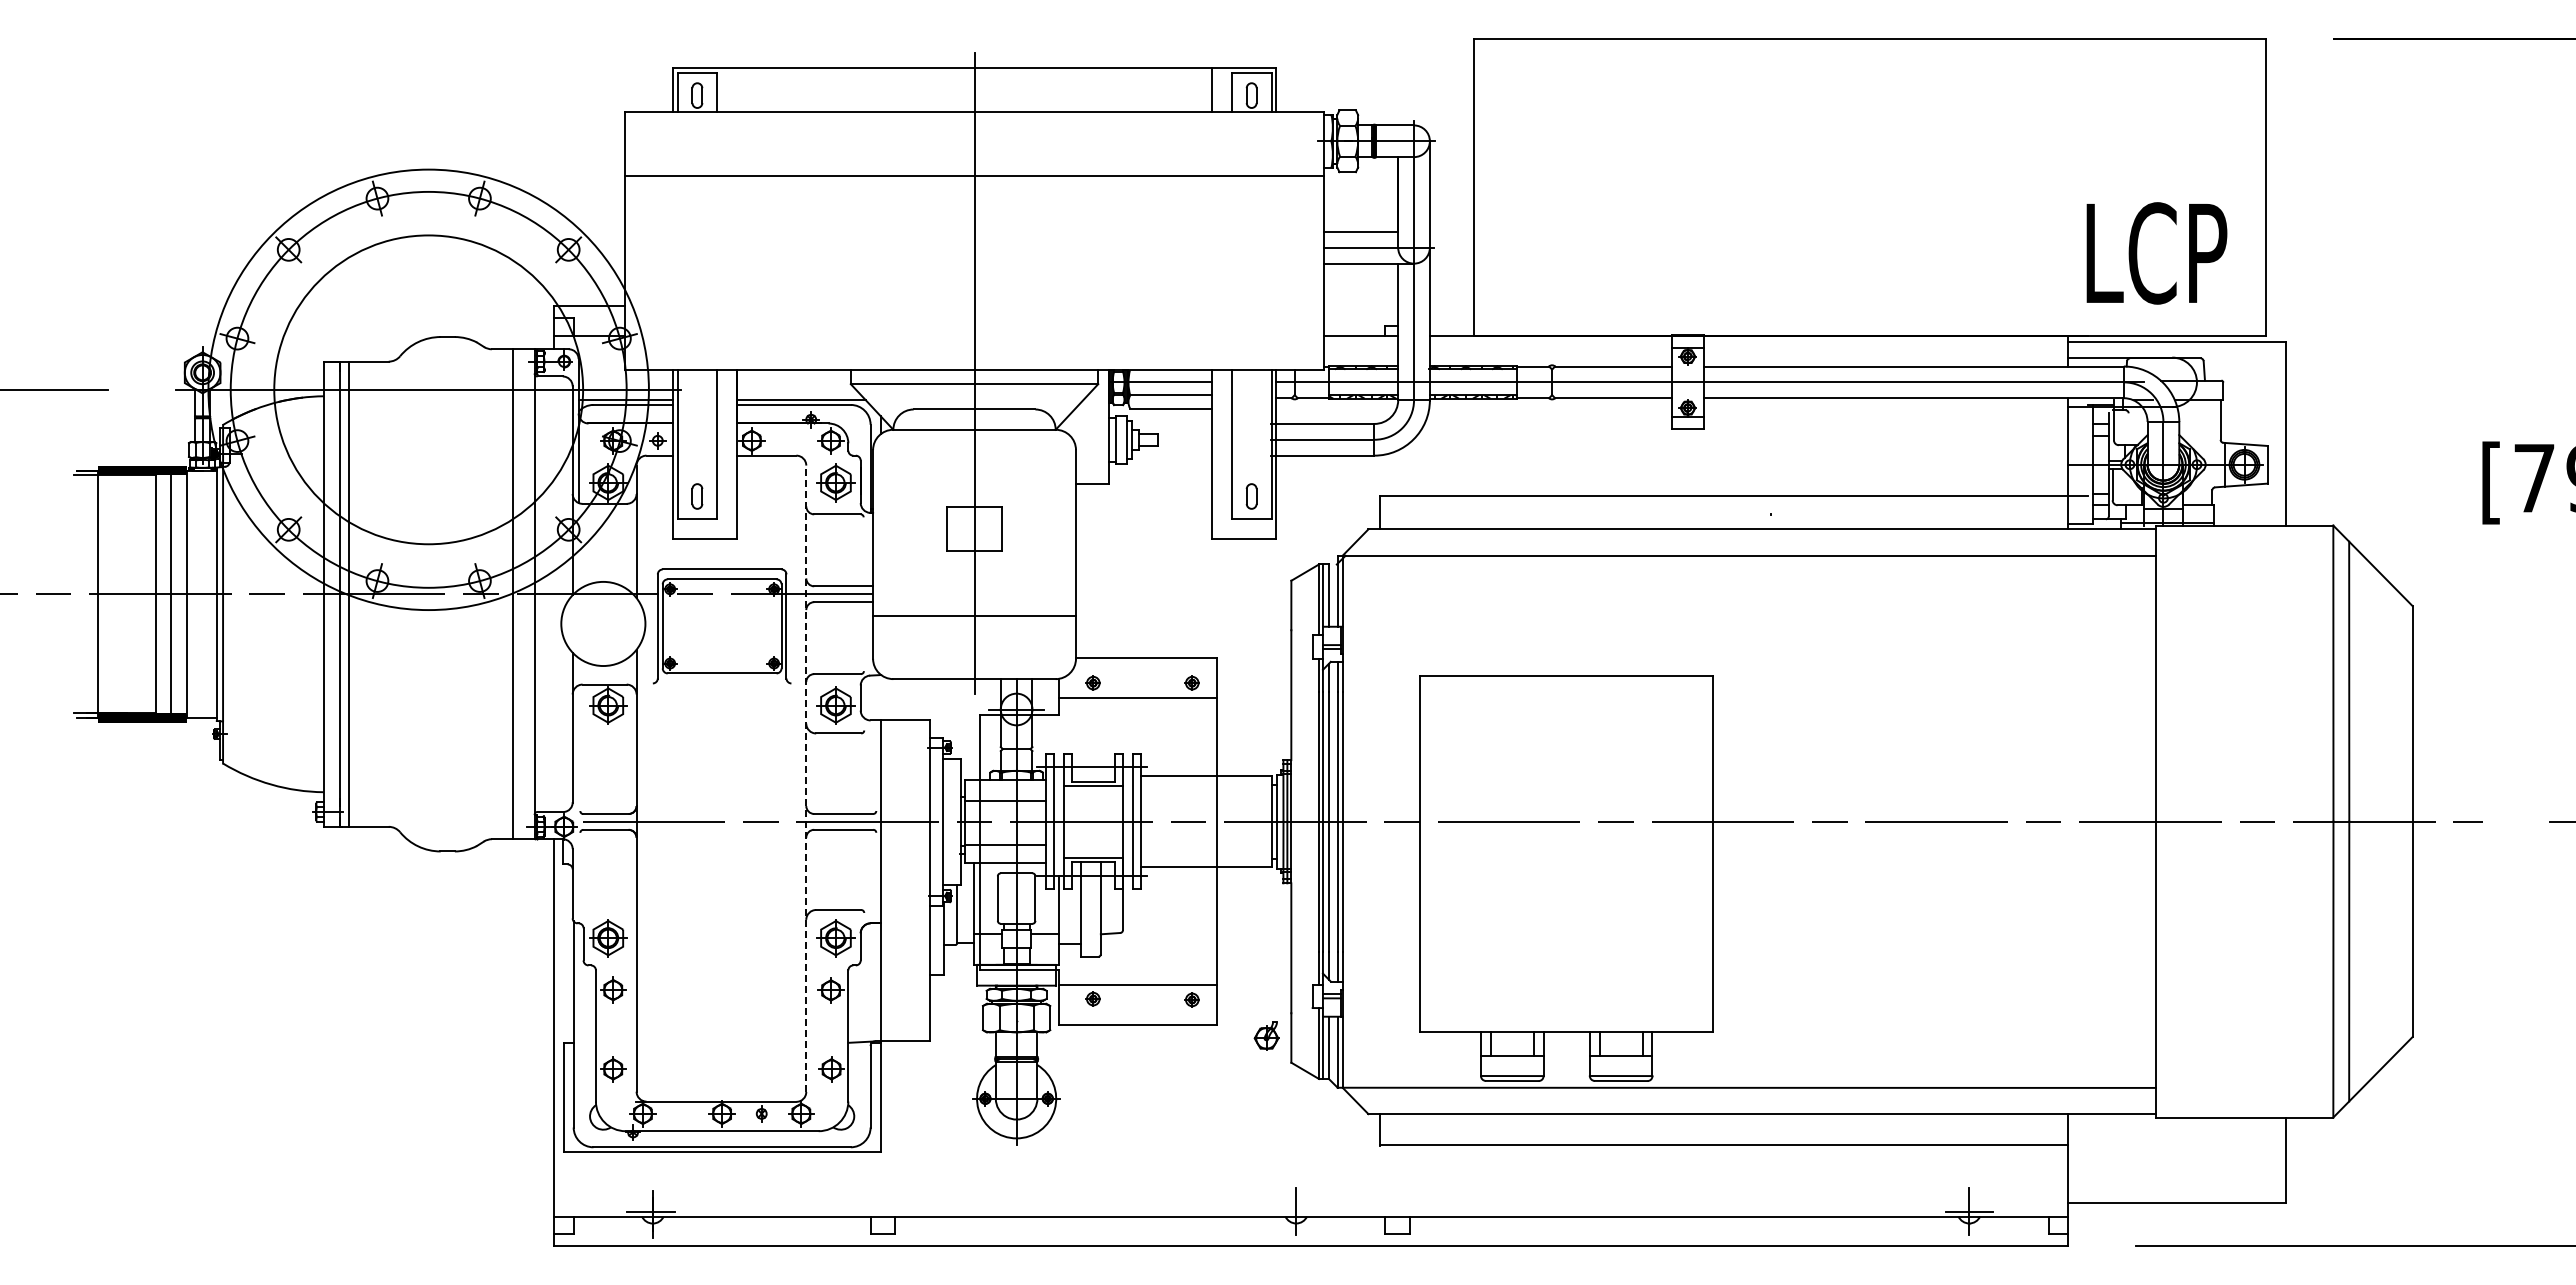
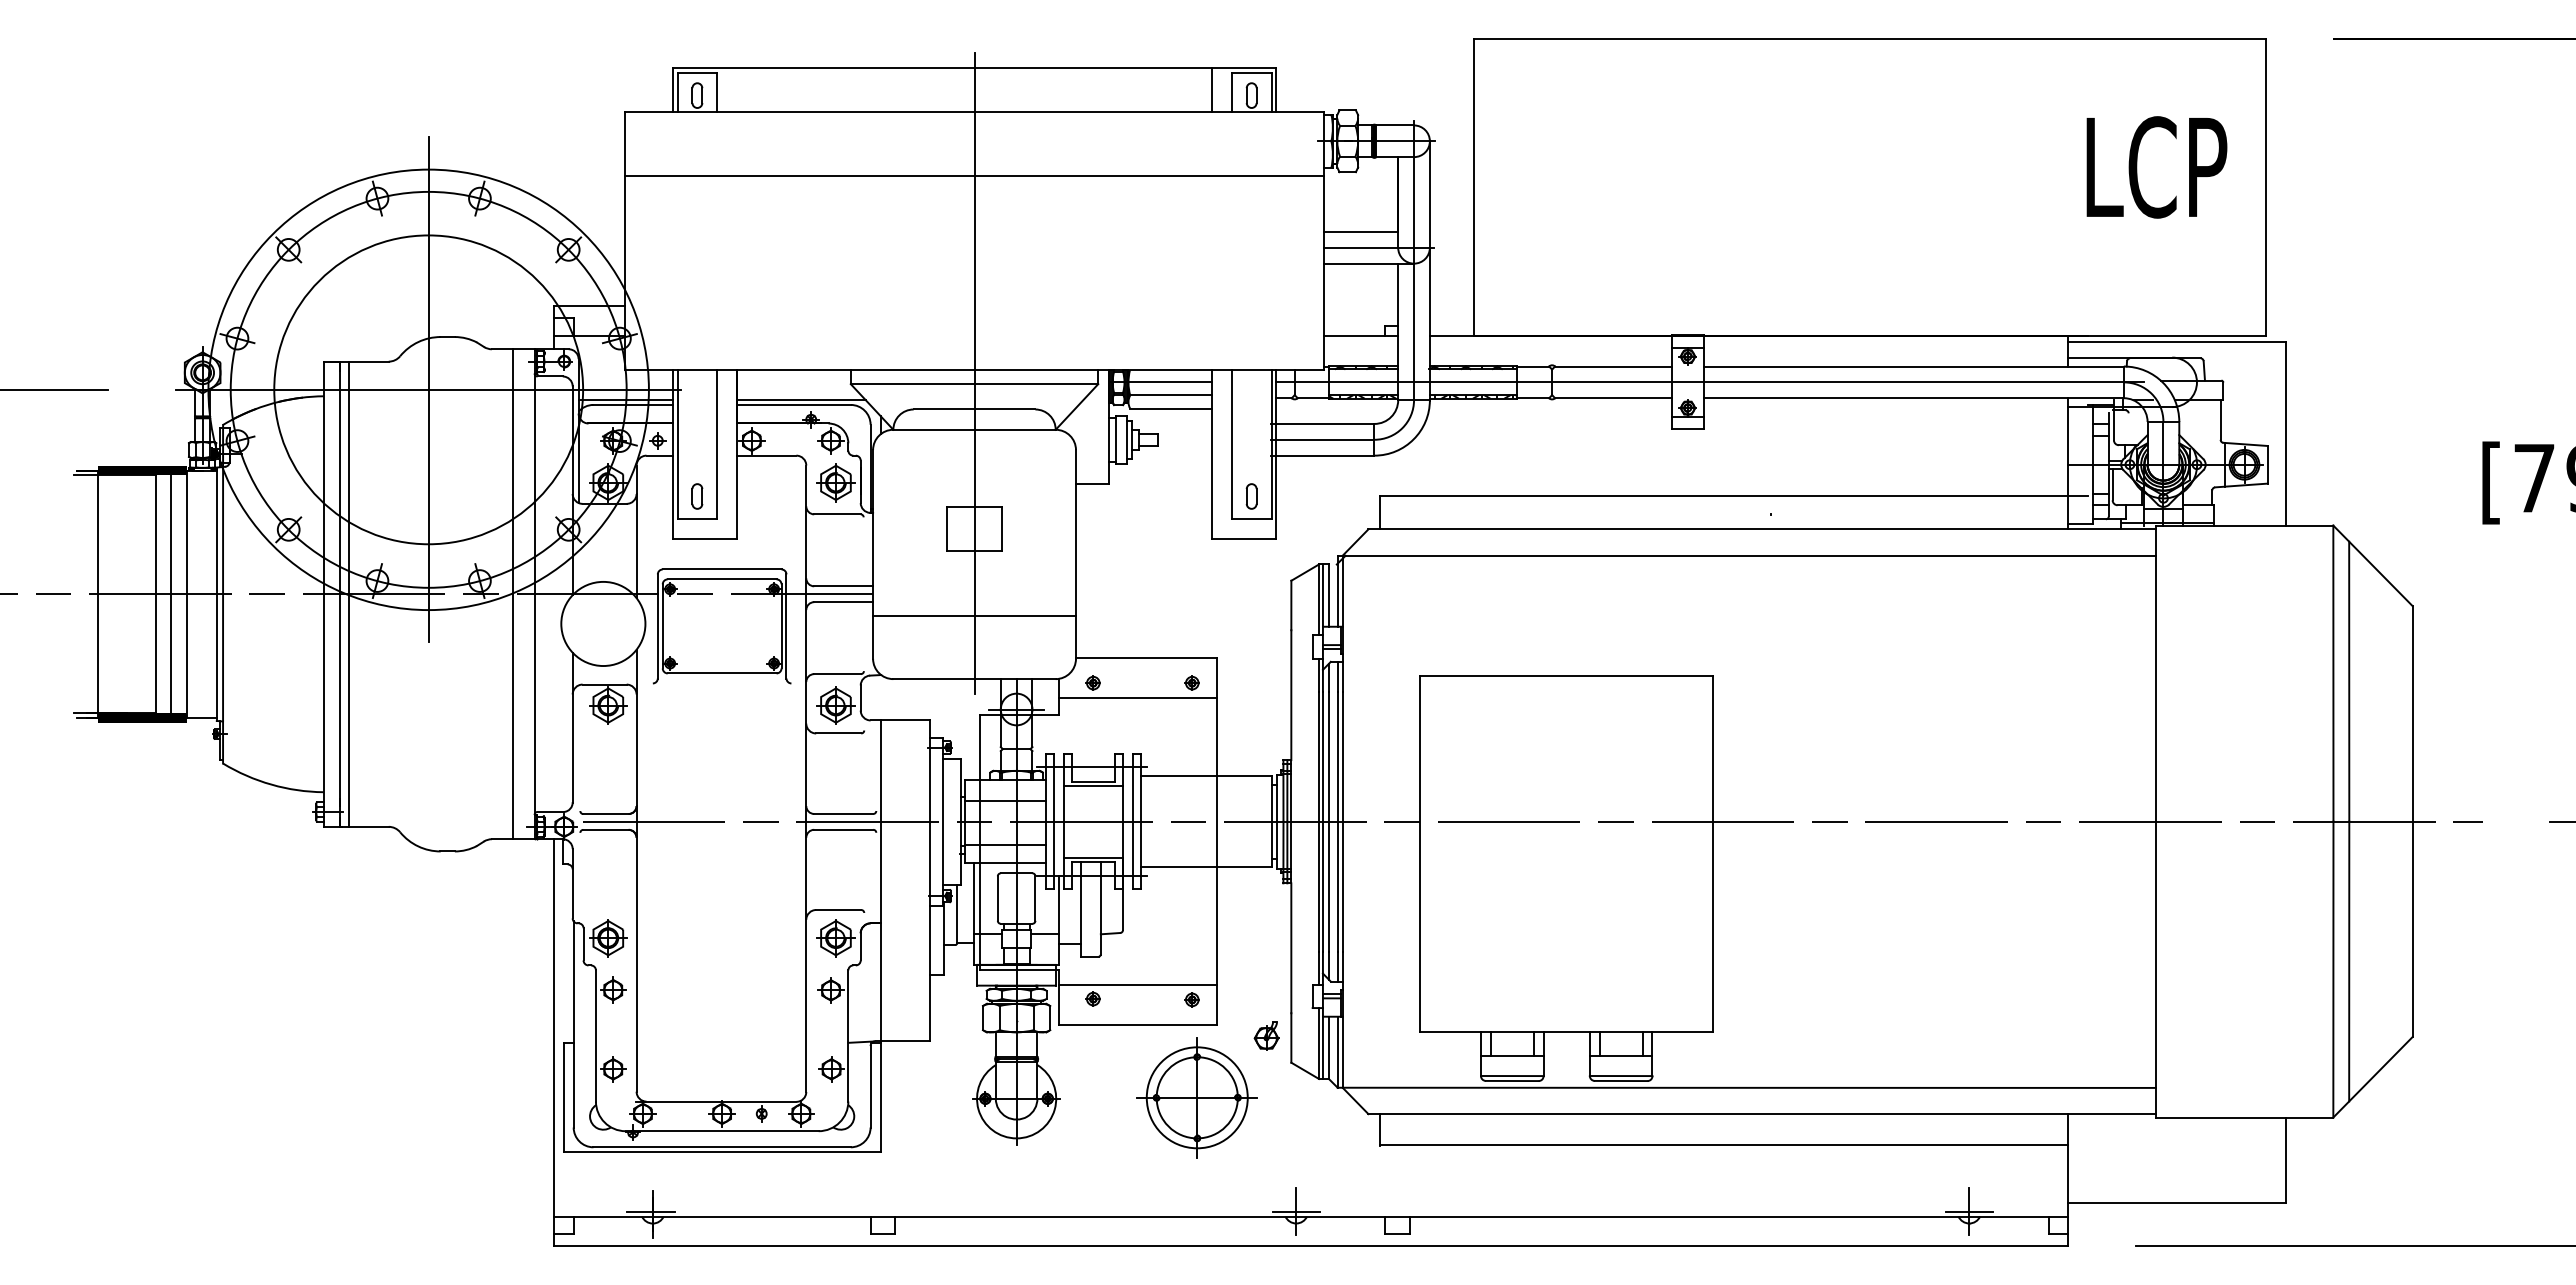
text position: (2156, 253) -> (2156, 167) (2156, 167)
line: none -> present (428, 389)
line: dashed -> solid (806, 778)
part: none -> present (1196, 1097)
line: none -> present (1295, 1211)
